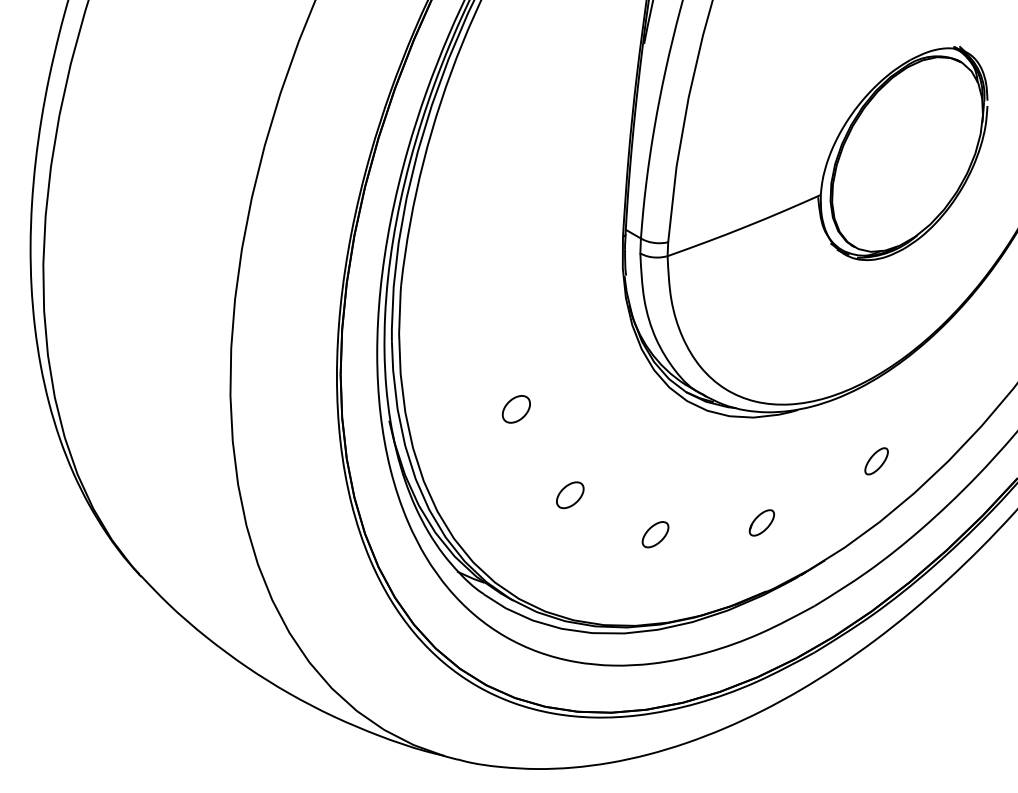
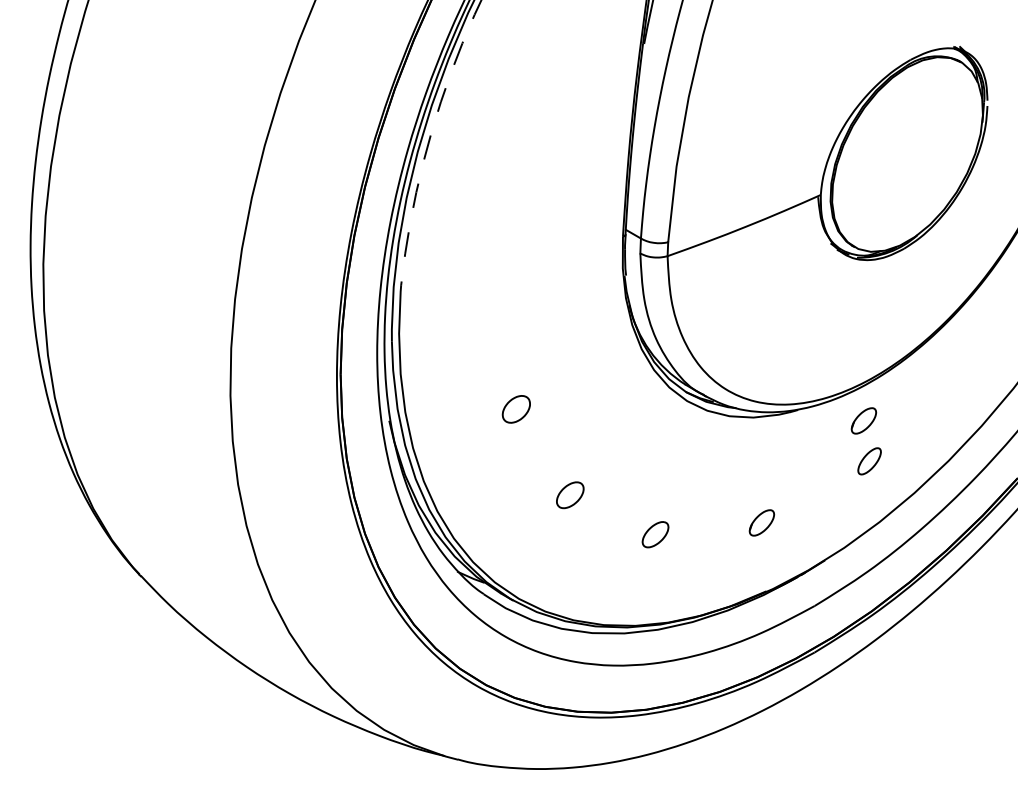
arc: solid -> dashed (429, 139)
part: none -> present (863, 420)
part position: (876, 461) -> (869, 461) (869, 461)
